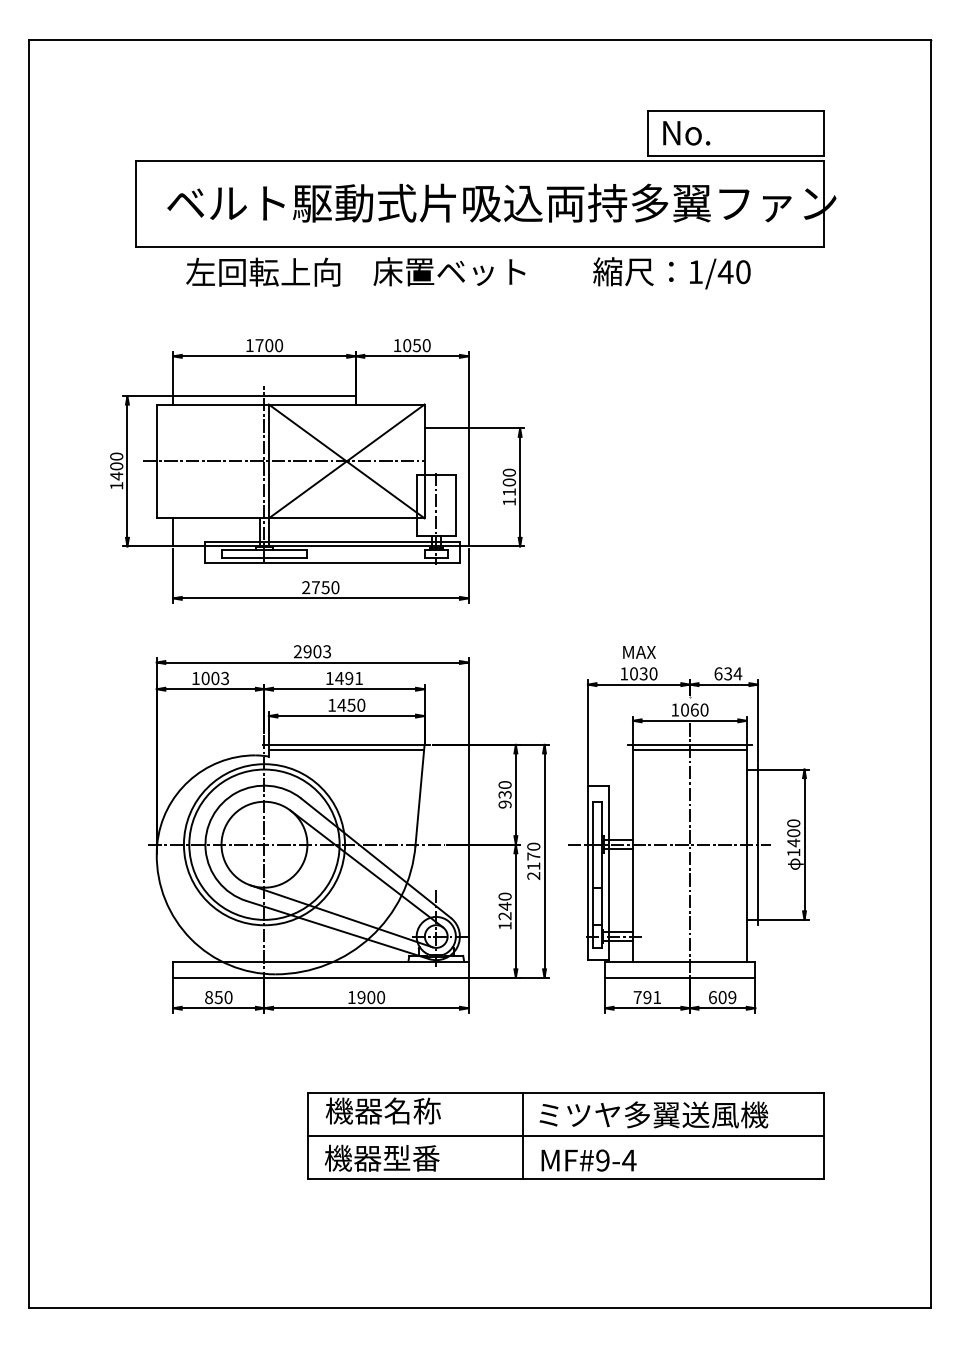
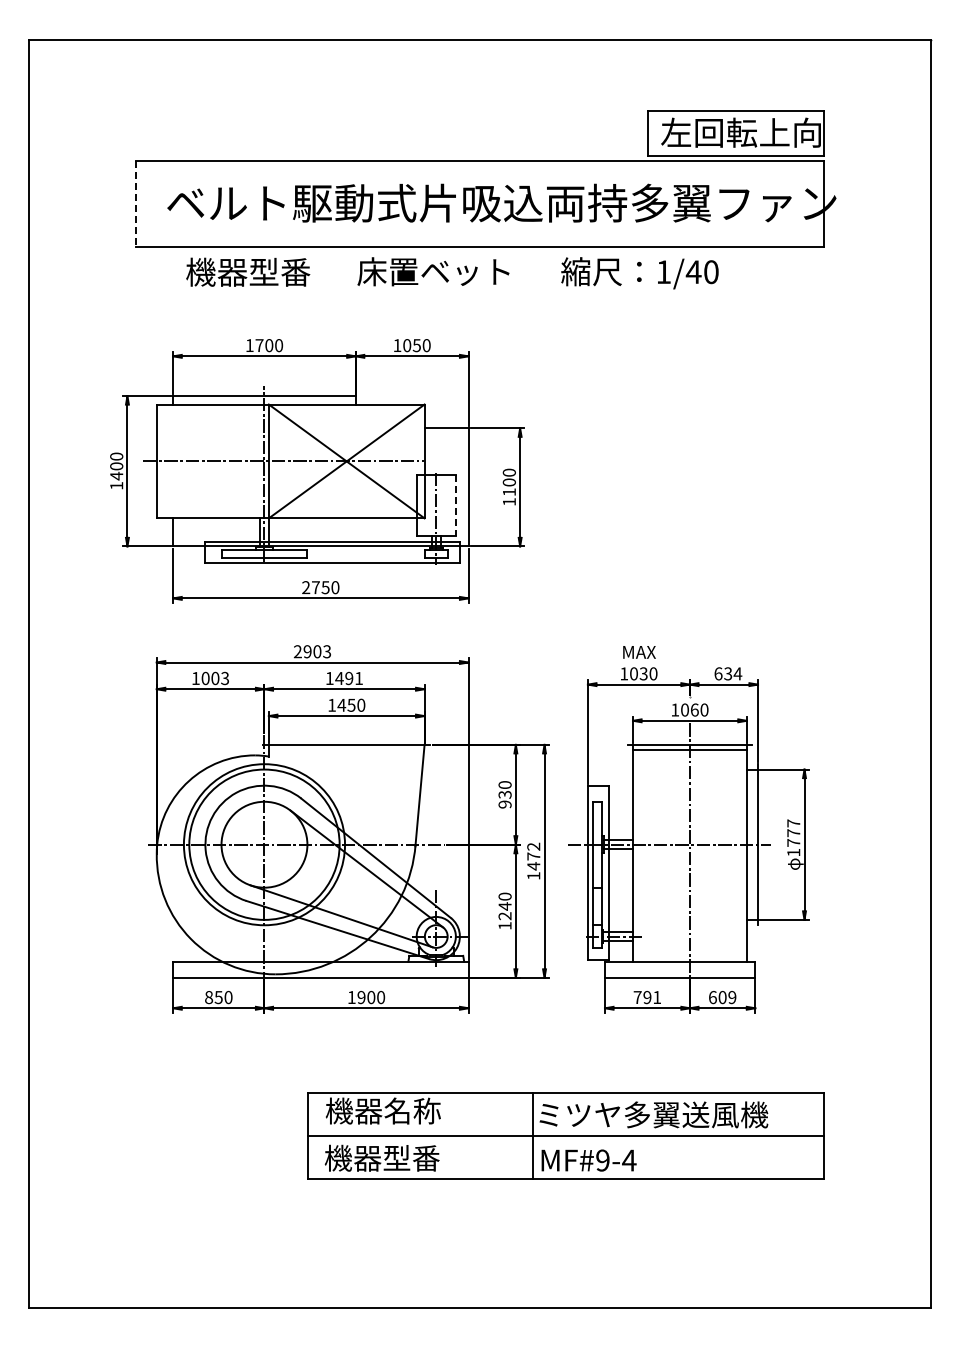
text: No. -> 左回転上向 (740, 132)
line: solid -> dashed (136, 203)
text: 左回転上向 -> 機器型番 (263, 271)
text position: (449, 271) -> (433, 271) (433, 271)
text position: (671, 273) -> (639, 273) (639, 273)
line: solid -> dashed (455, 506)
line: present -> none (346, 750)
text: 1400 -> 1777 (793, 833)
text: 2170 -> 1472 (533, 860)
line position: (522, 1135) -> (532, 1135) (532, 1135)
